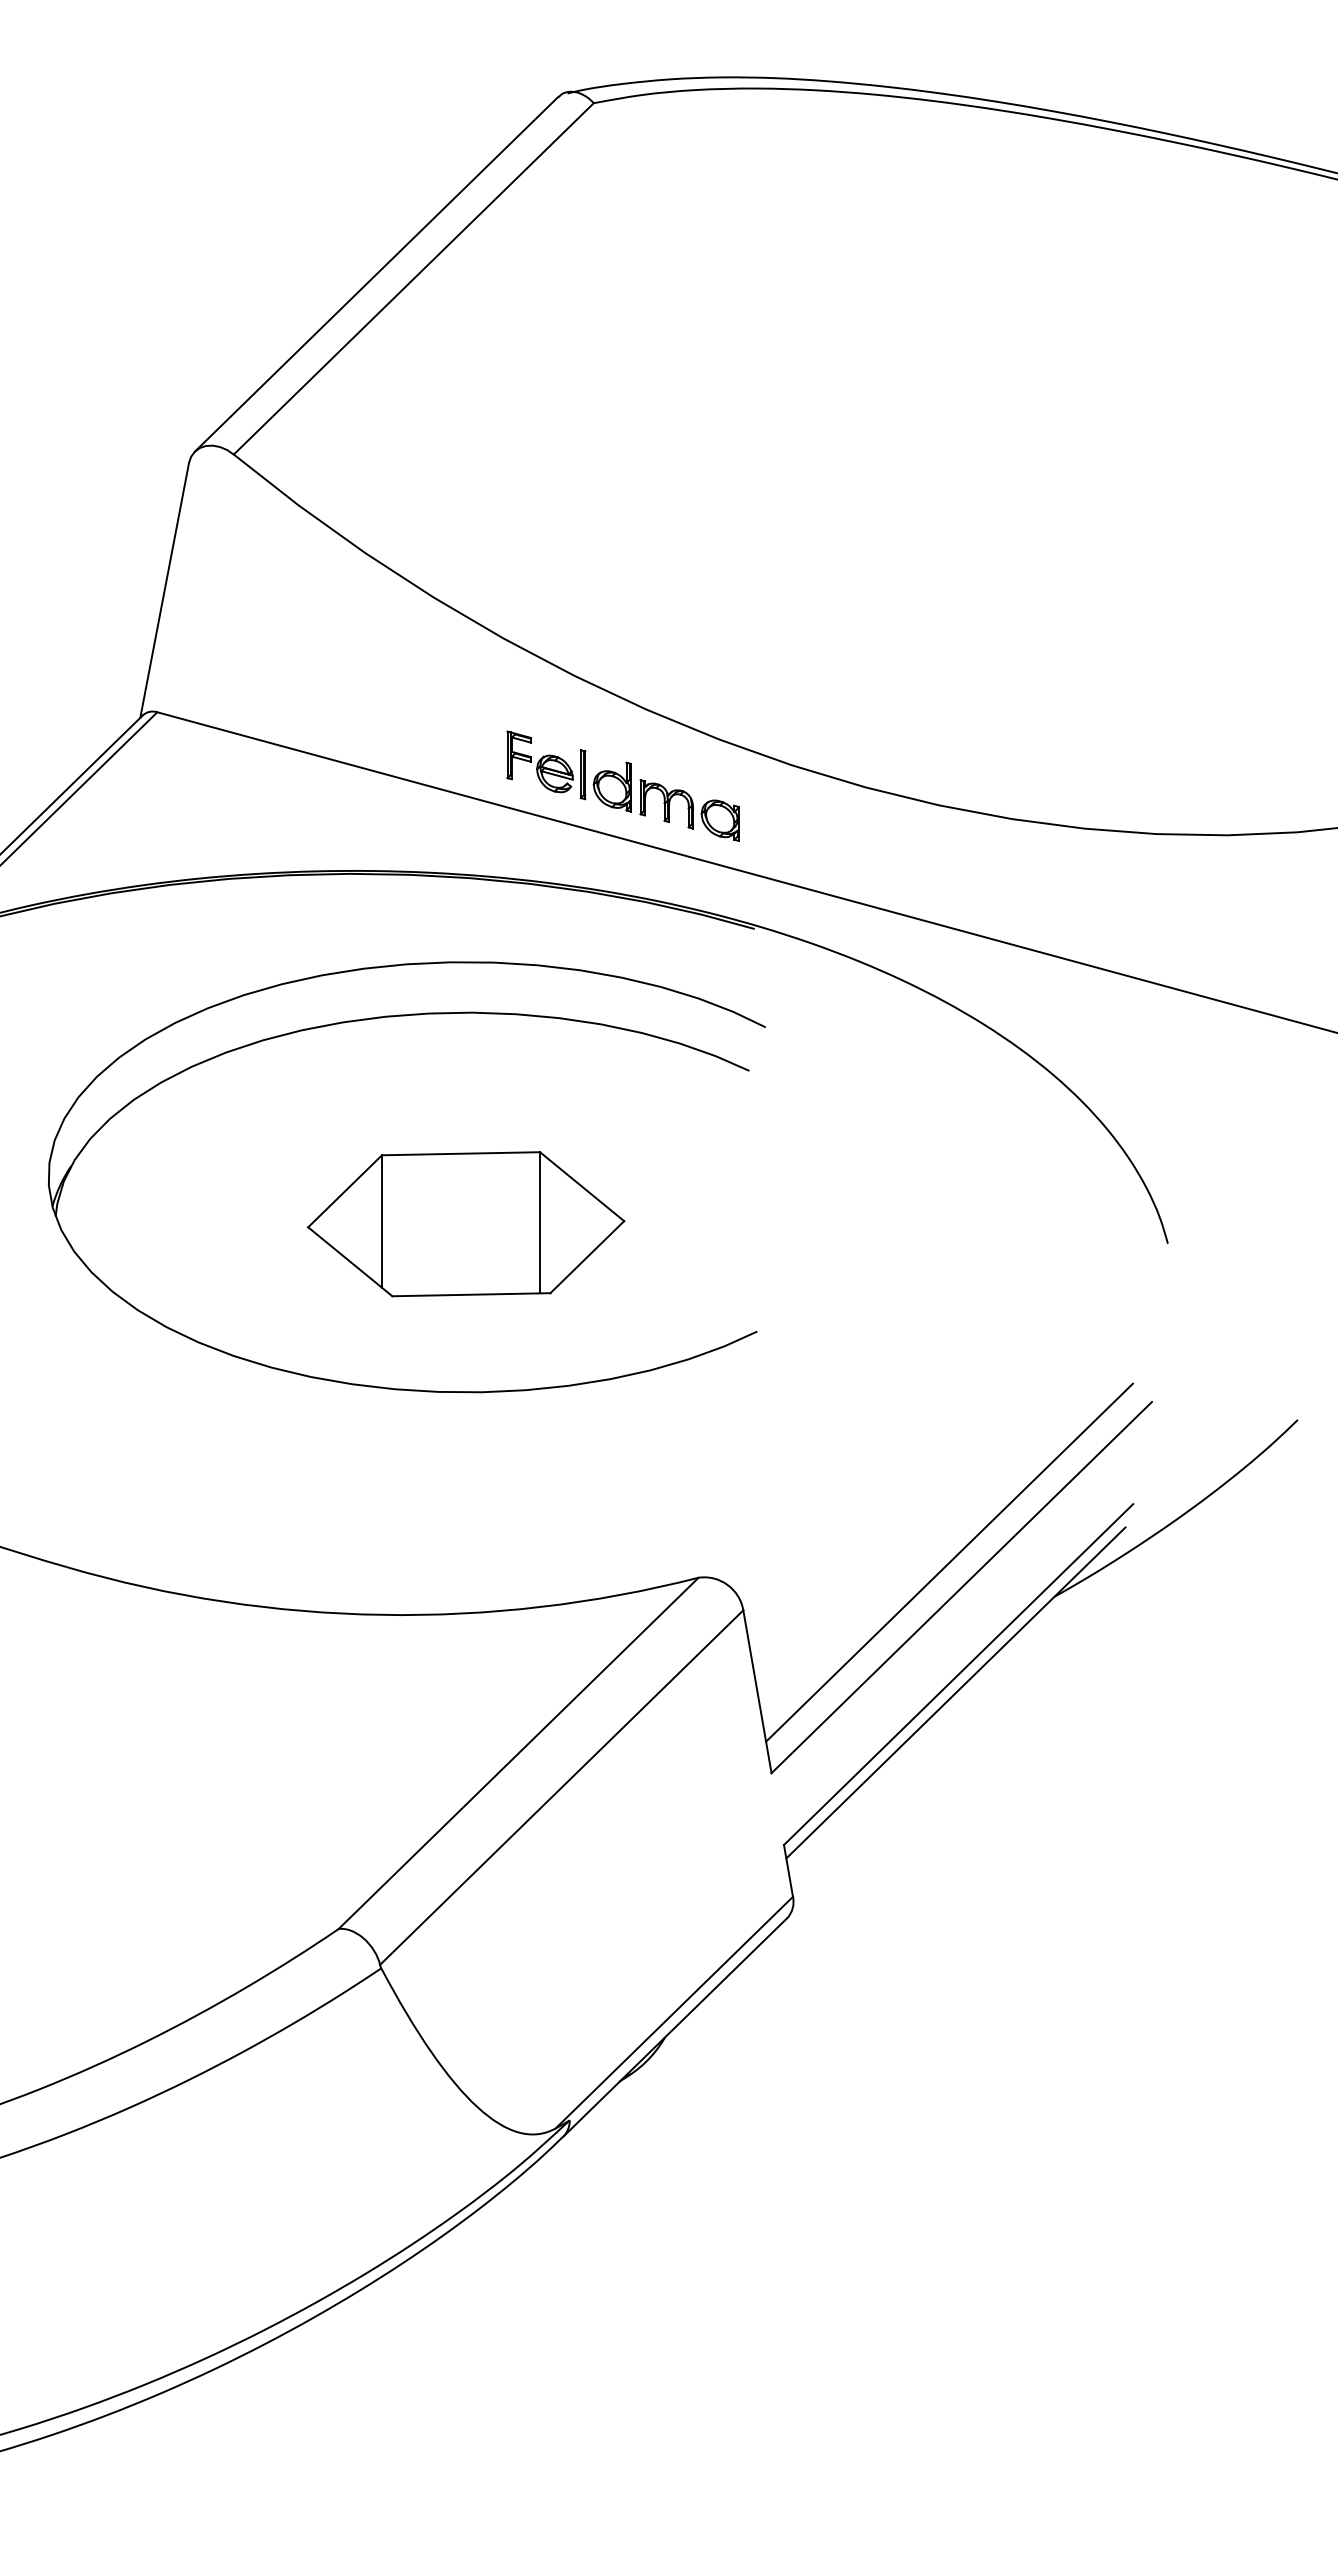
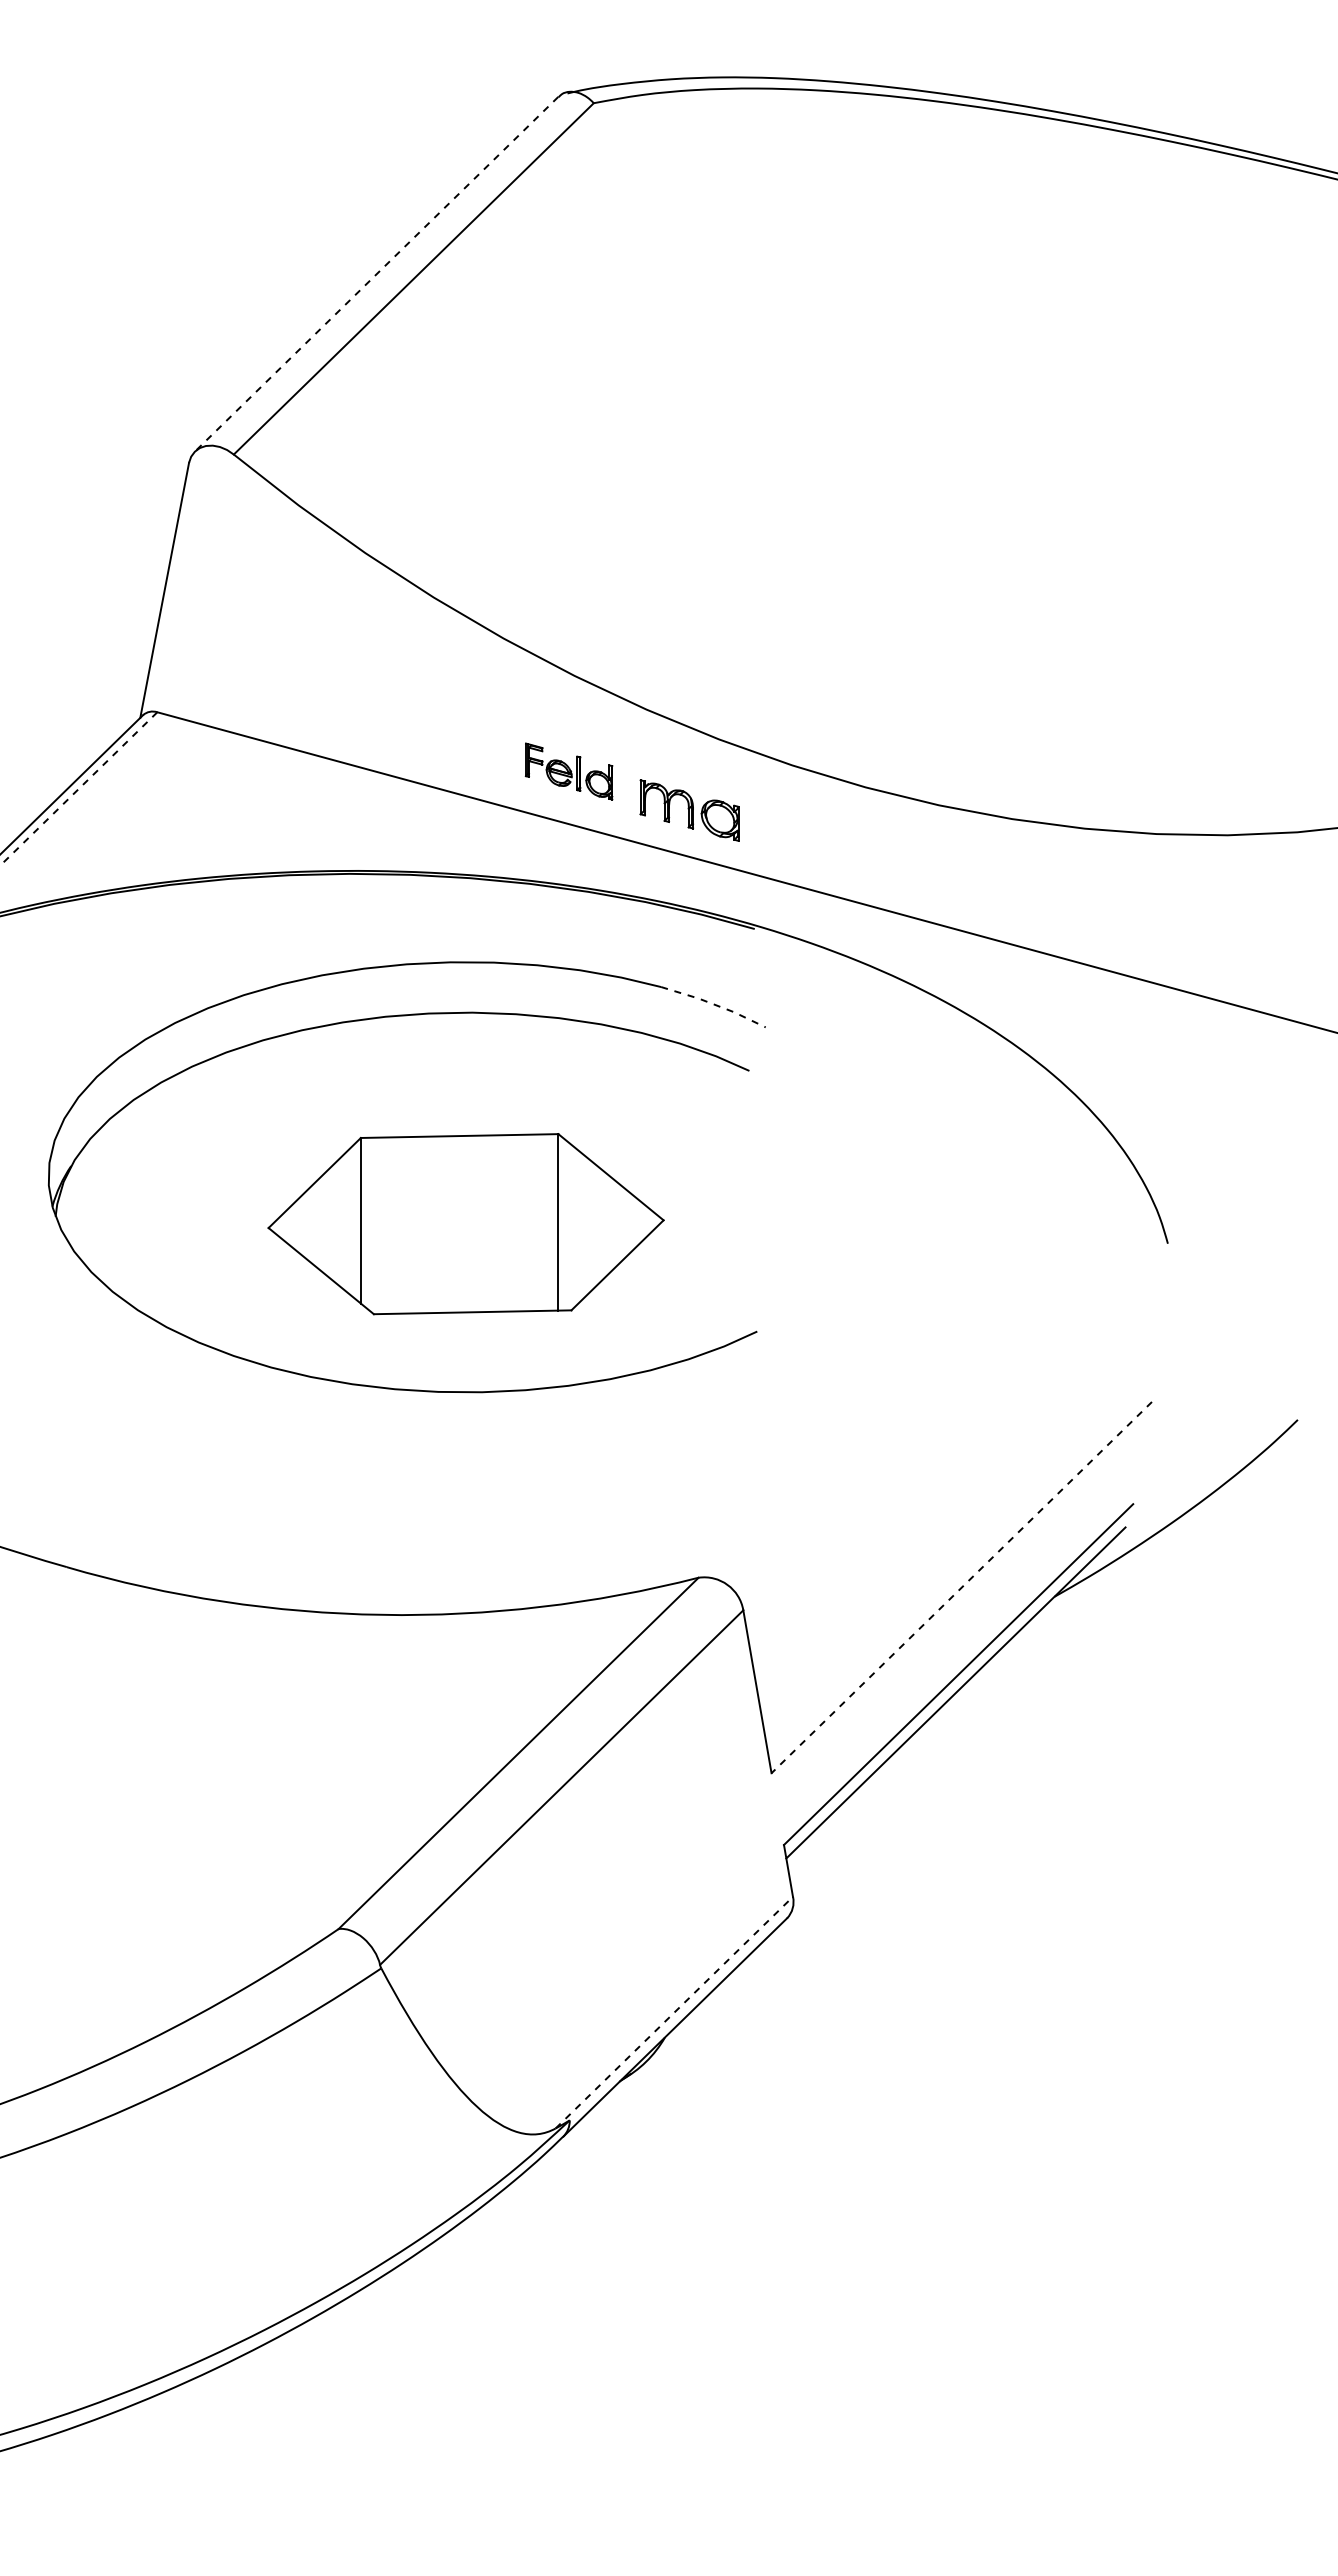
line: solid -> dashed (376, 274)
part size: 126x83 px -> 90x59 px (568, 771)
line: solid -> dashed (78, 788)
line: solid -> dashed (714, 1004)
part size: 319x147 px -> 398x183 px (465, 1224)
line: present -> none (949, 1562)
line: solid -> dashed (961, 1587)
line: solid -> dashed (674, 2012)
